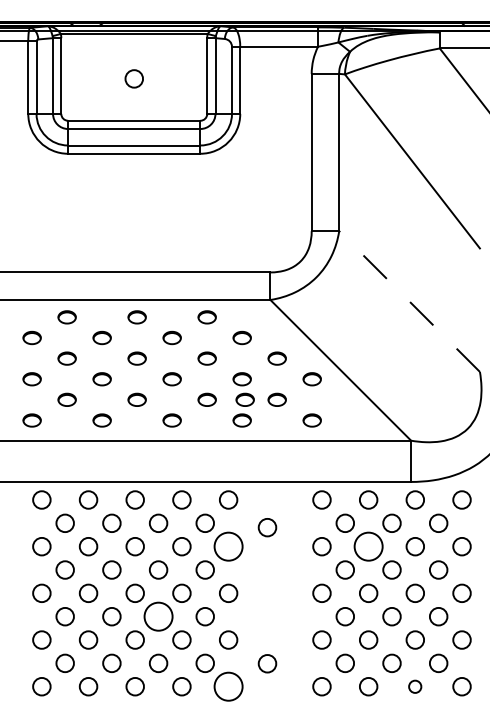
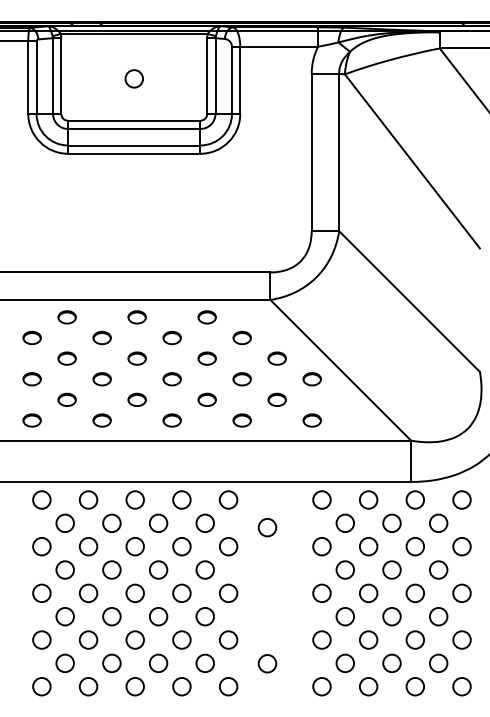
line: dashed -> solid (409, 301)
part: present -> none (244, 399)
circle diameter: 28 px -> 18 px (228, 546)
circle diameter: 28 px -> 18 px (368, 546)
circle diameter: 28 px -> 18 px (158, 616)
circle diameter: 28 px -> 18 px (228, 686)
circle size: 15x15 px -> 20x20 px (414, 686)
